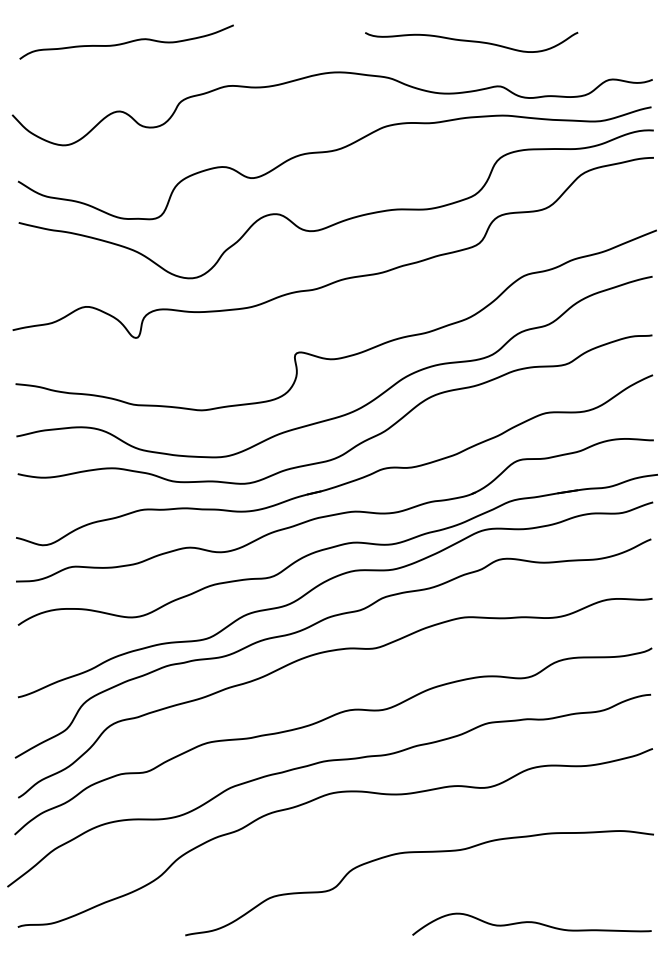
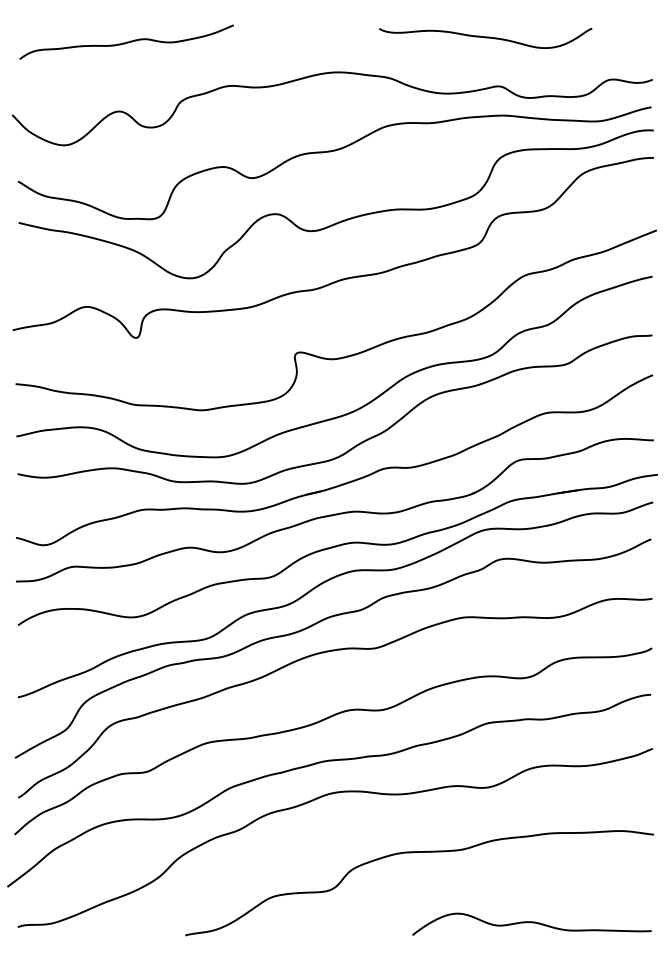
curve position: (471, 41) -> (485, 37) (485, 37)
